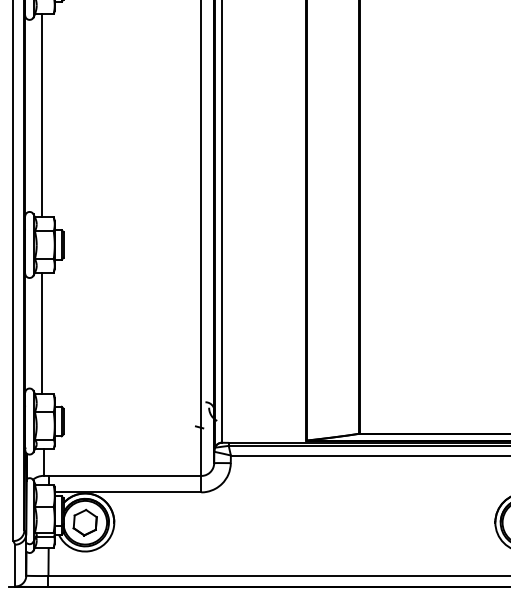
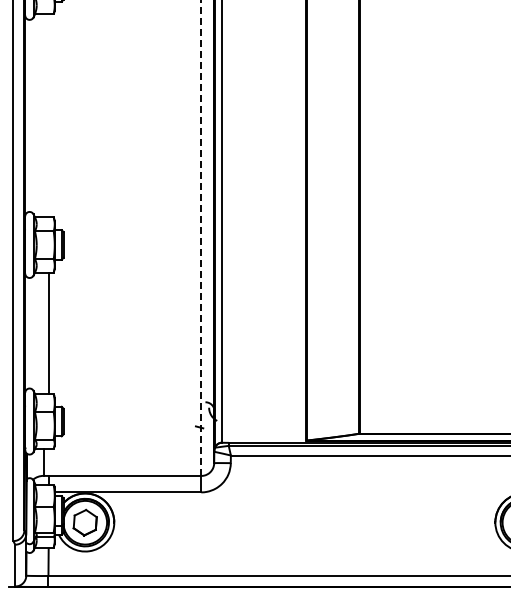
line: present -> none (41, 115)
line: solid -> dashed (201, 237)
line position: (41, 333) -> (48, 333) (48, 333)
